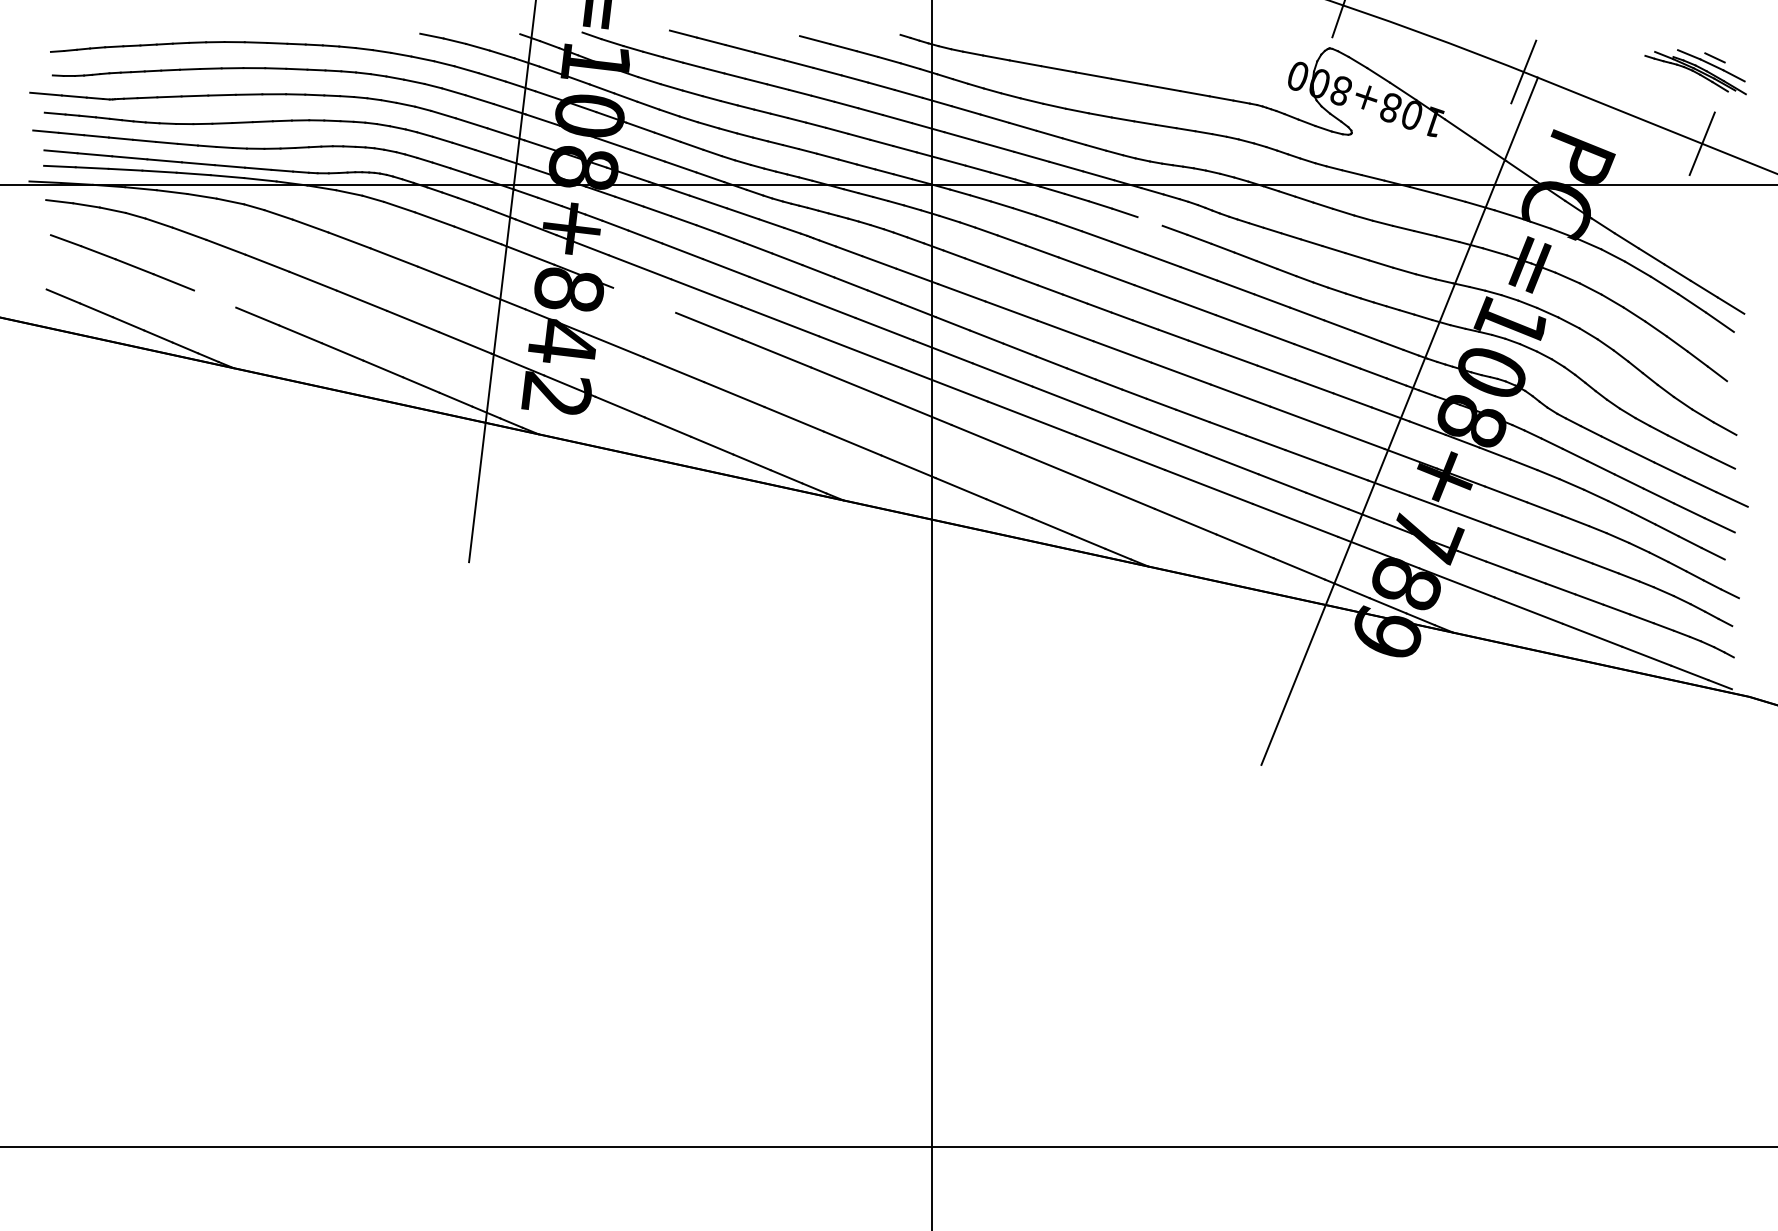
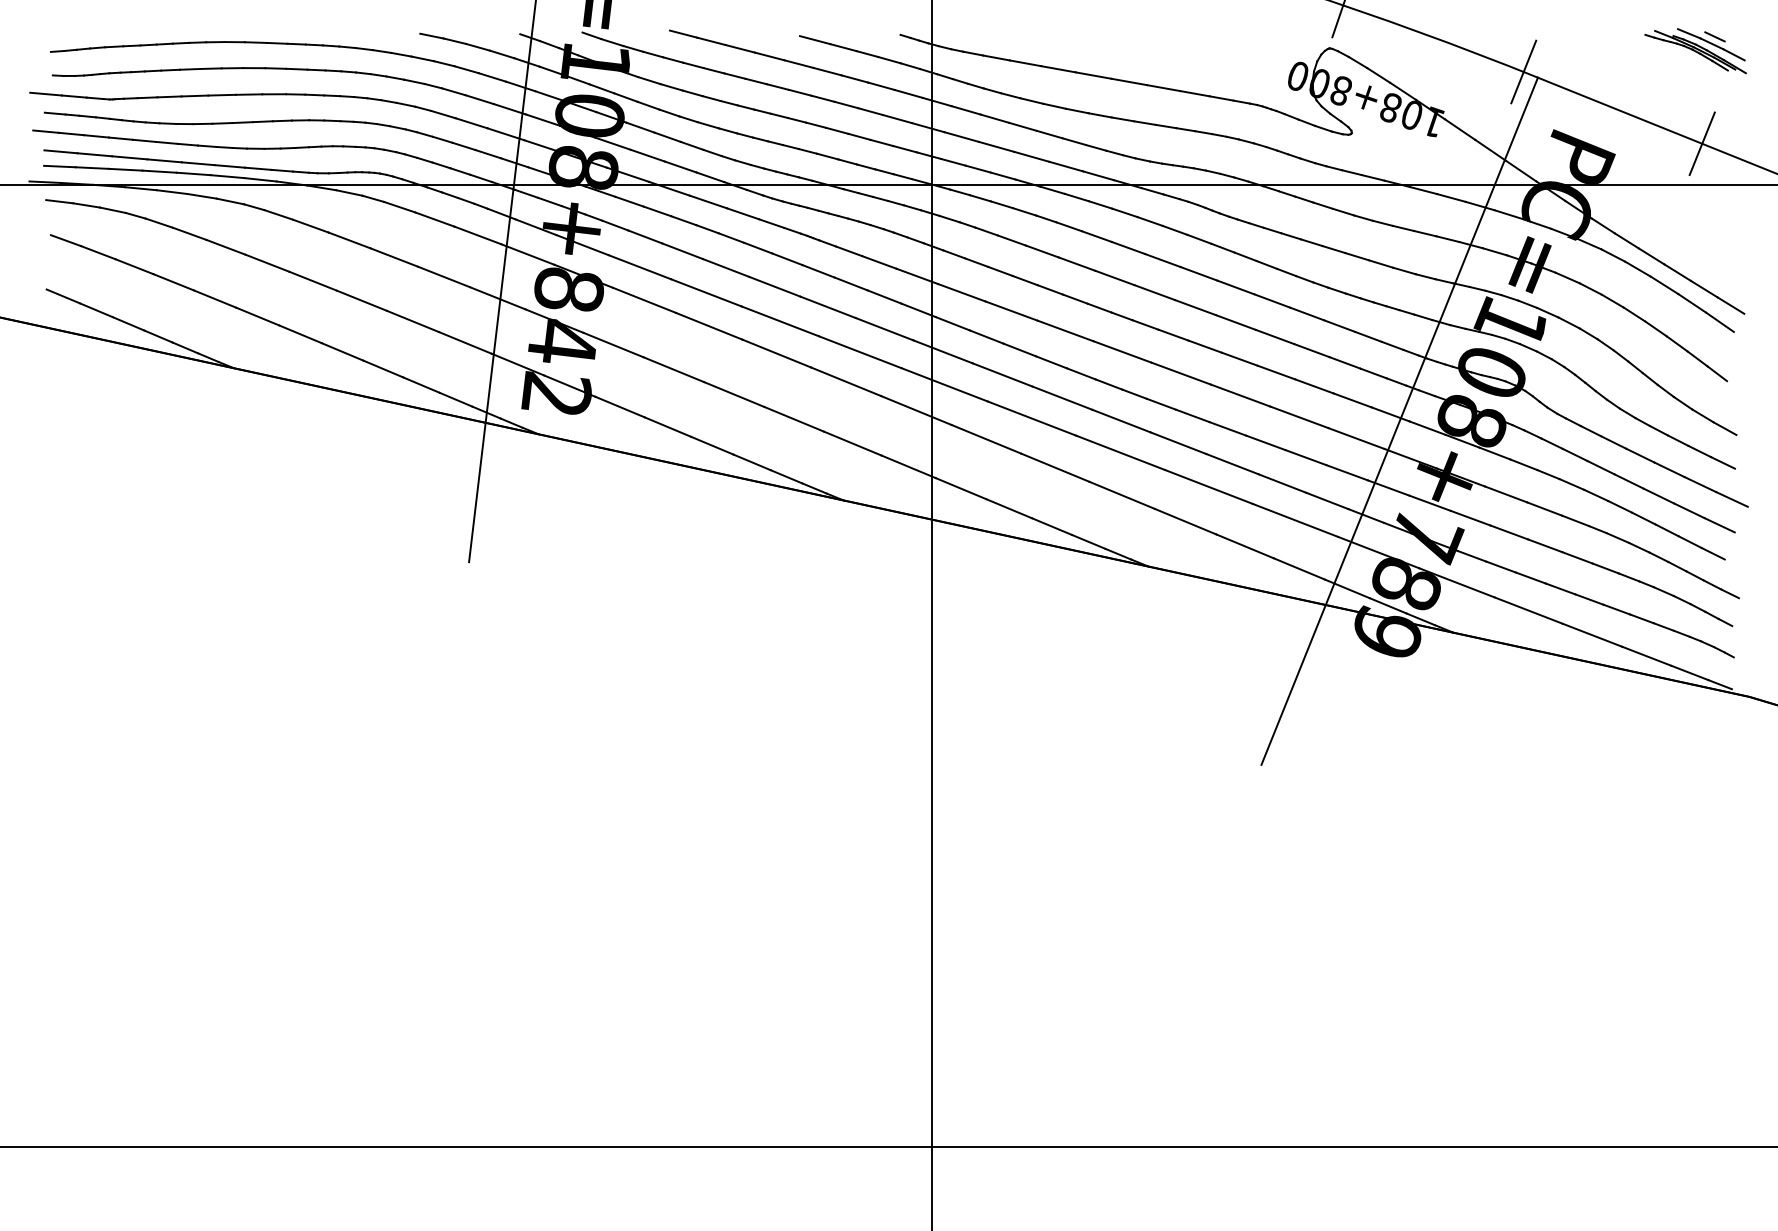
part position: (1695, 72) -> (1695, 51) (1695, 51)
line: none -> present (1149, 221)
line: none -> present (215, 298)
line: none -> present (644, 299)
